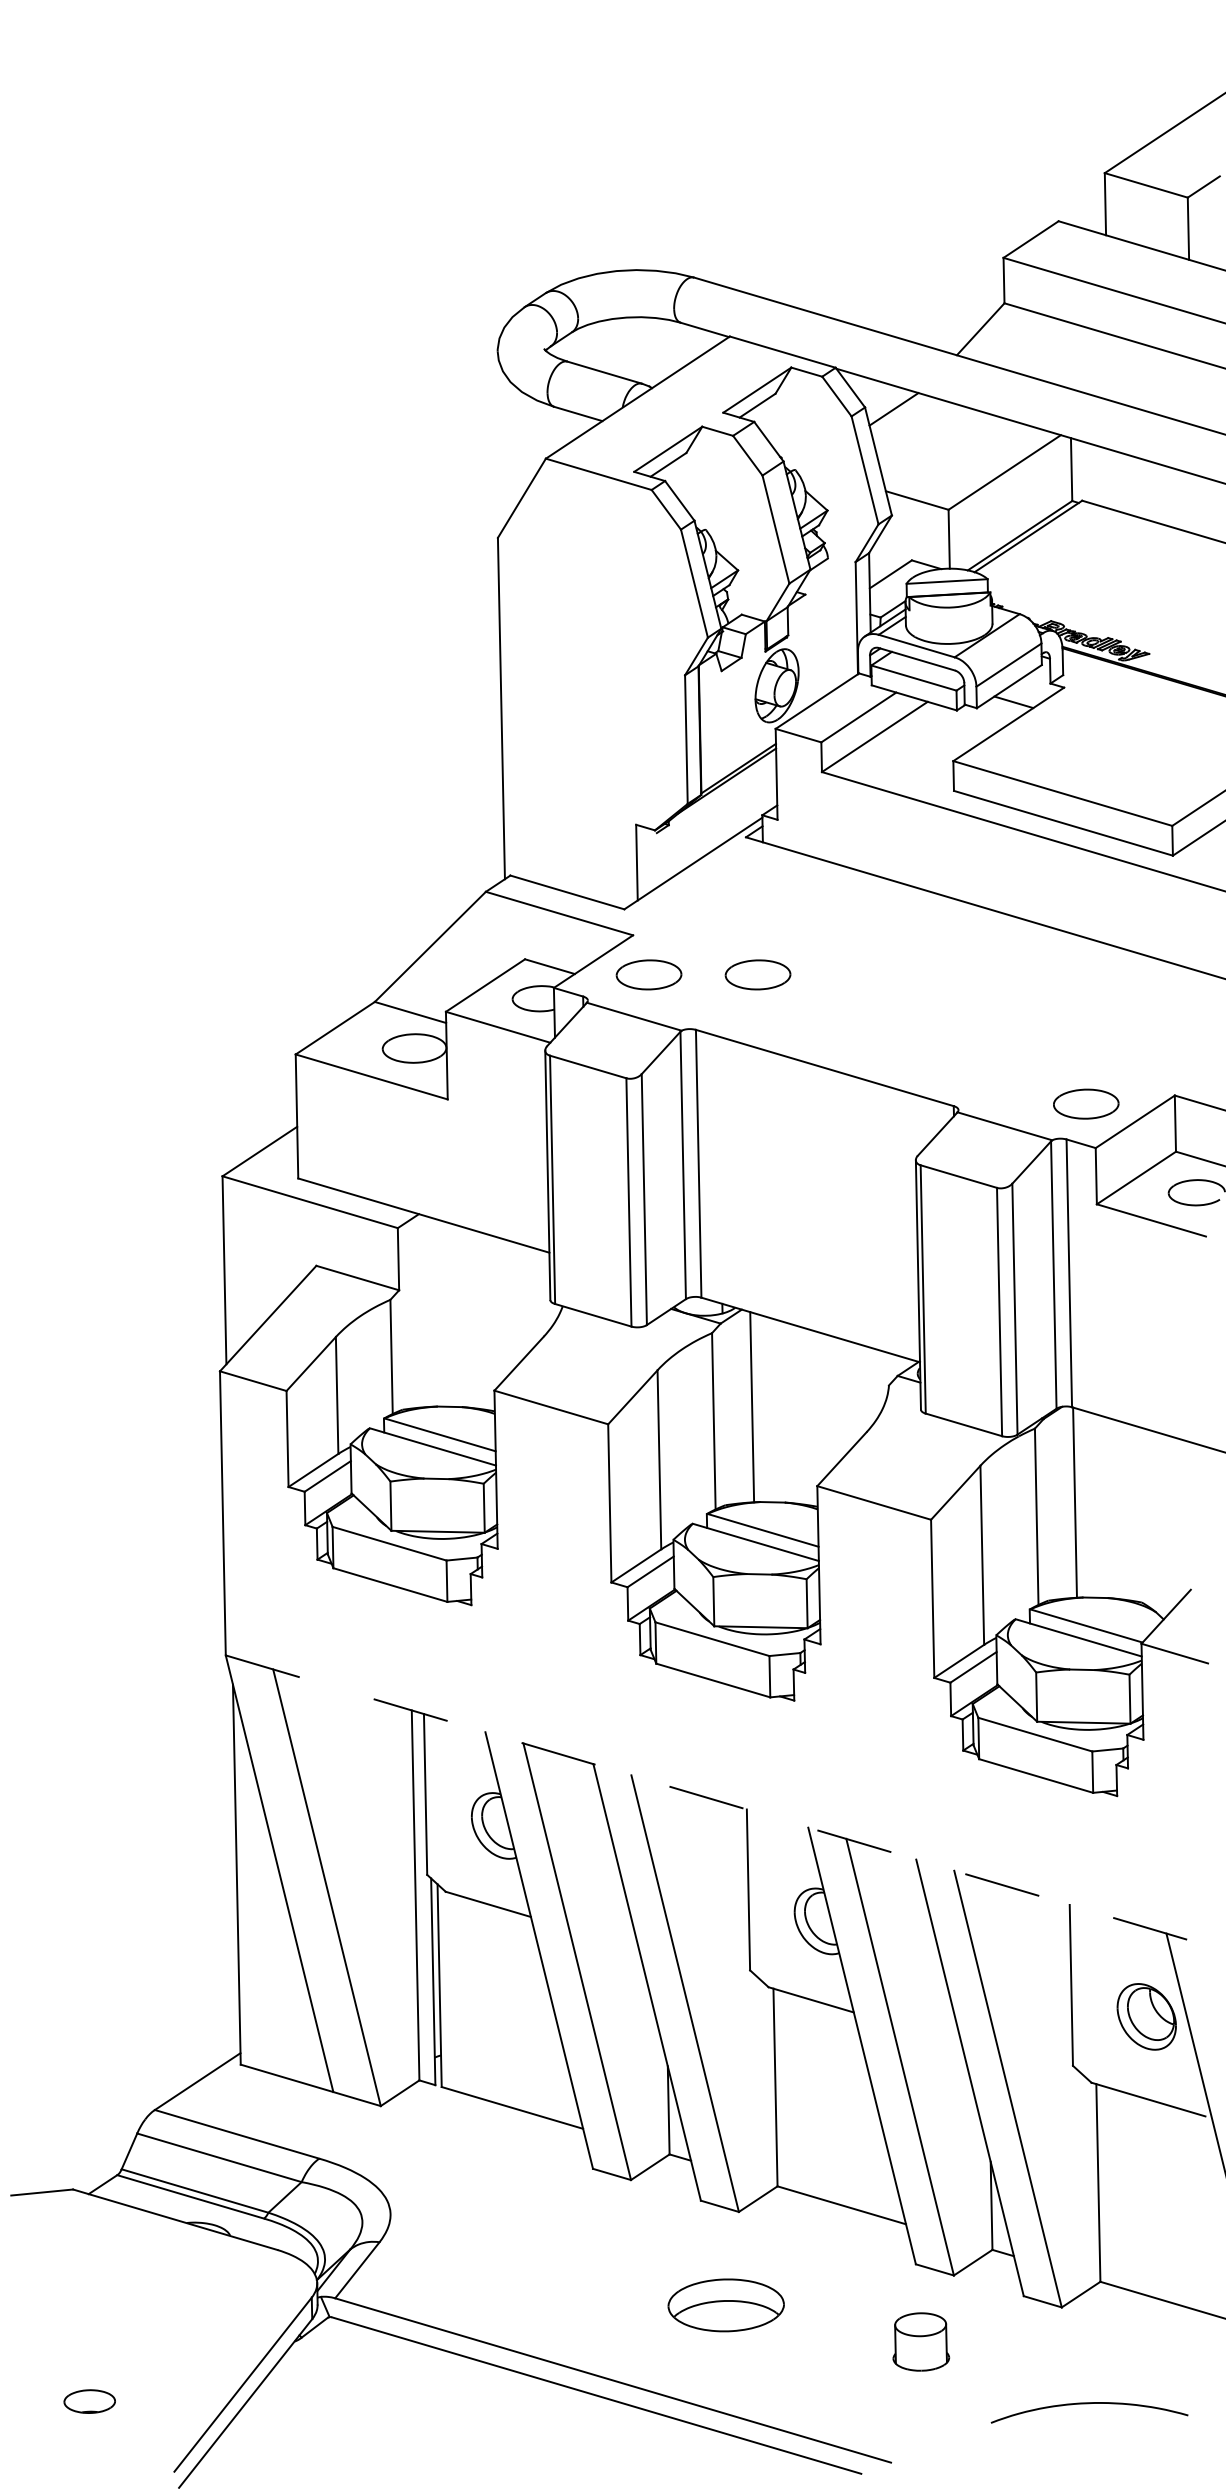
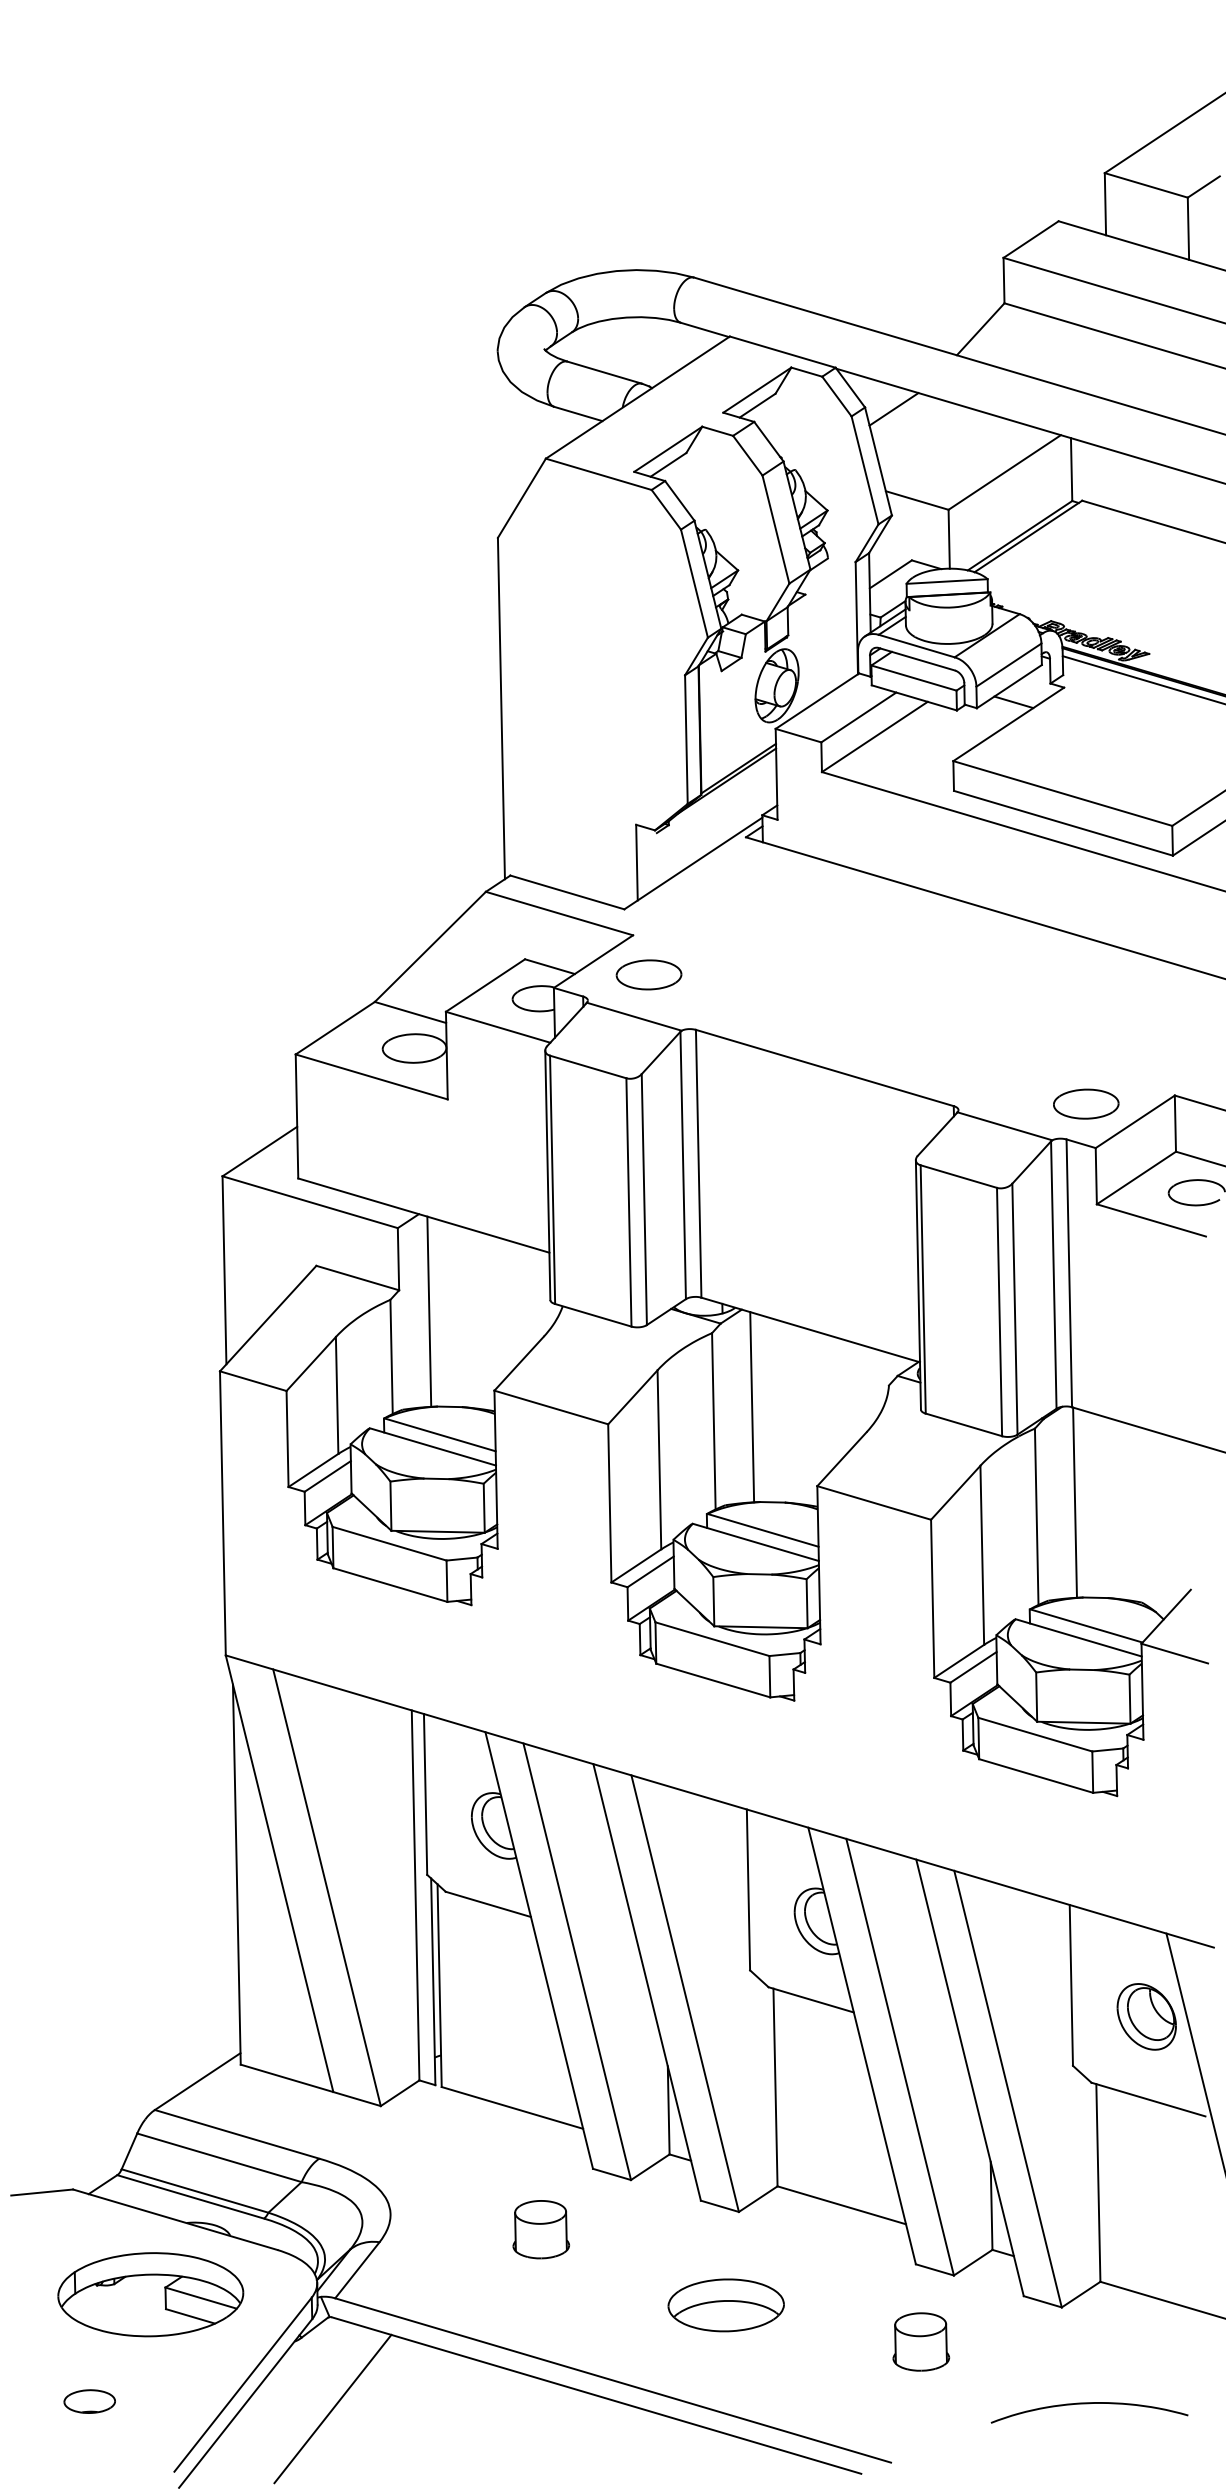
line: none -> present (1142, 679)
part: present -> none (757, 974)
line: none -> present (429, 1311)
line: dashed -> solid (720, 1801)
part: none -> present (541, 2229)
part: none -> present (150, 2294)
line: none -> present (332, 2408)
